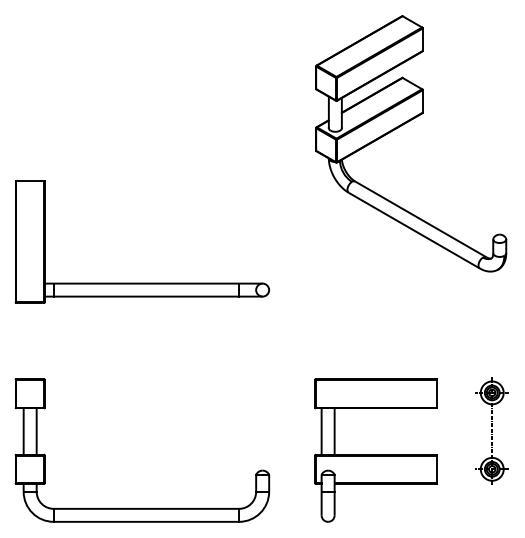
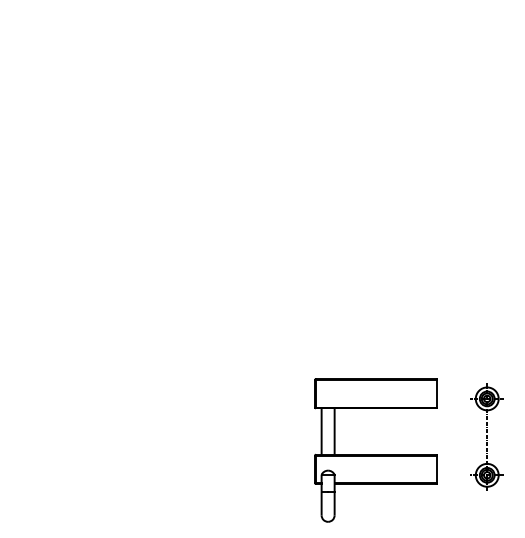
part: present -> none (403, 125)
part: present -> none (141, 282)
part position: (491, 430) -> (486, 436) (486, 436)
part: present -> none (142, 508)
